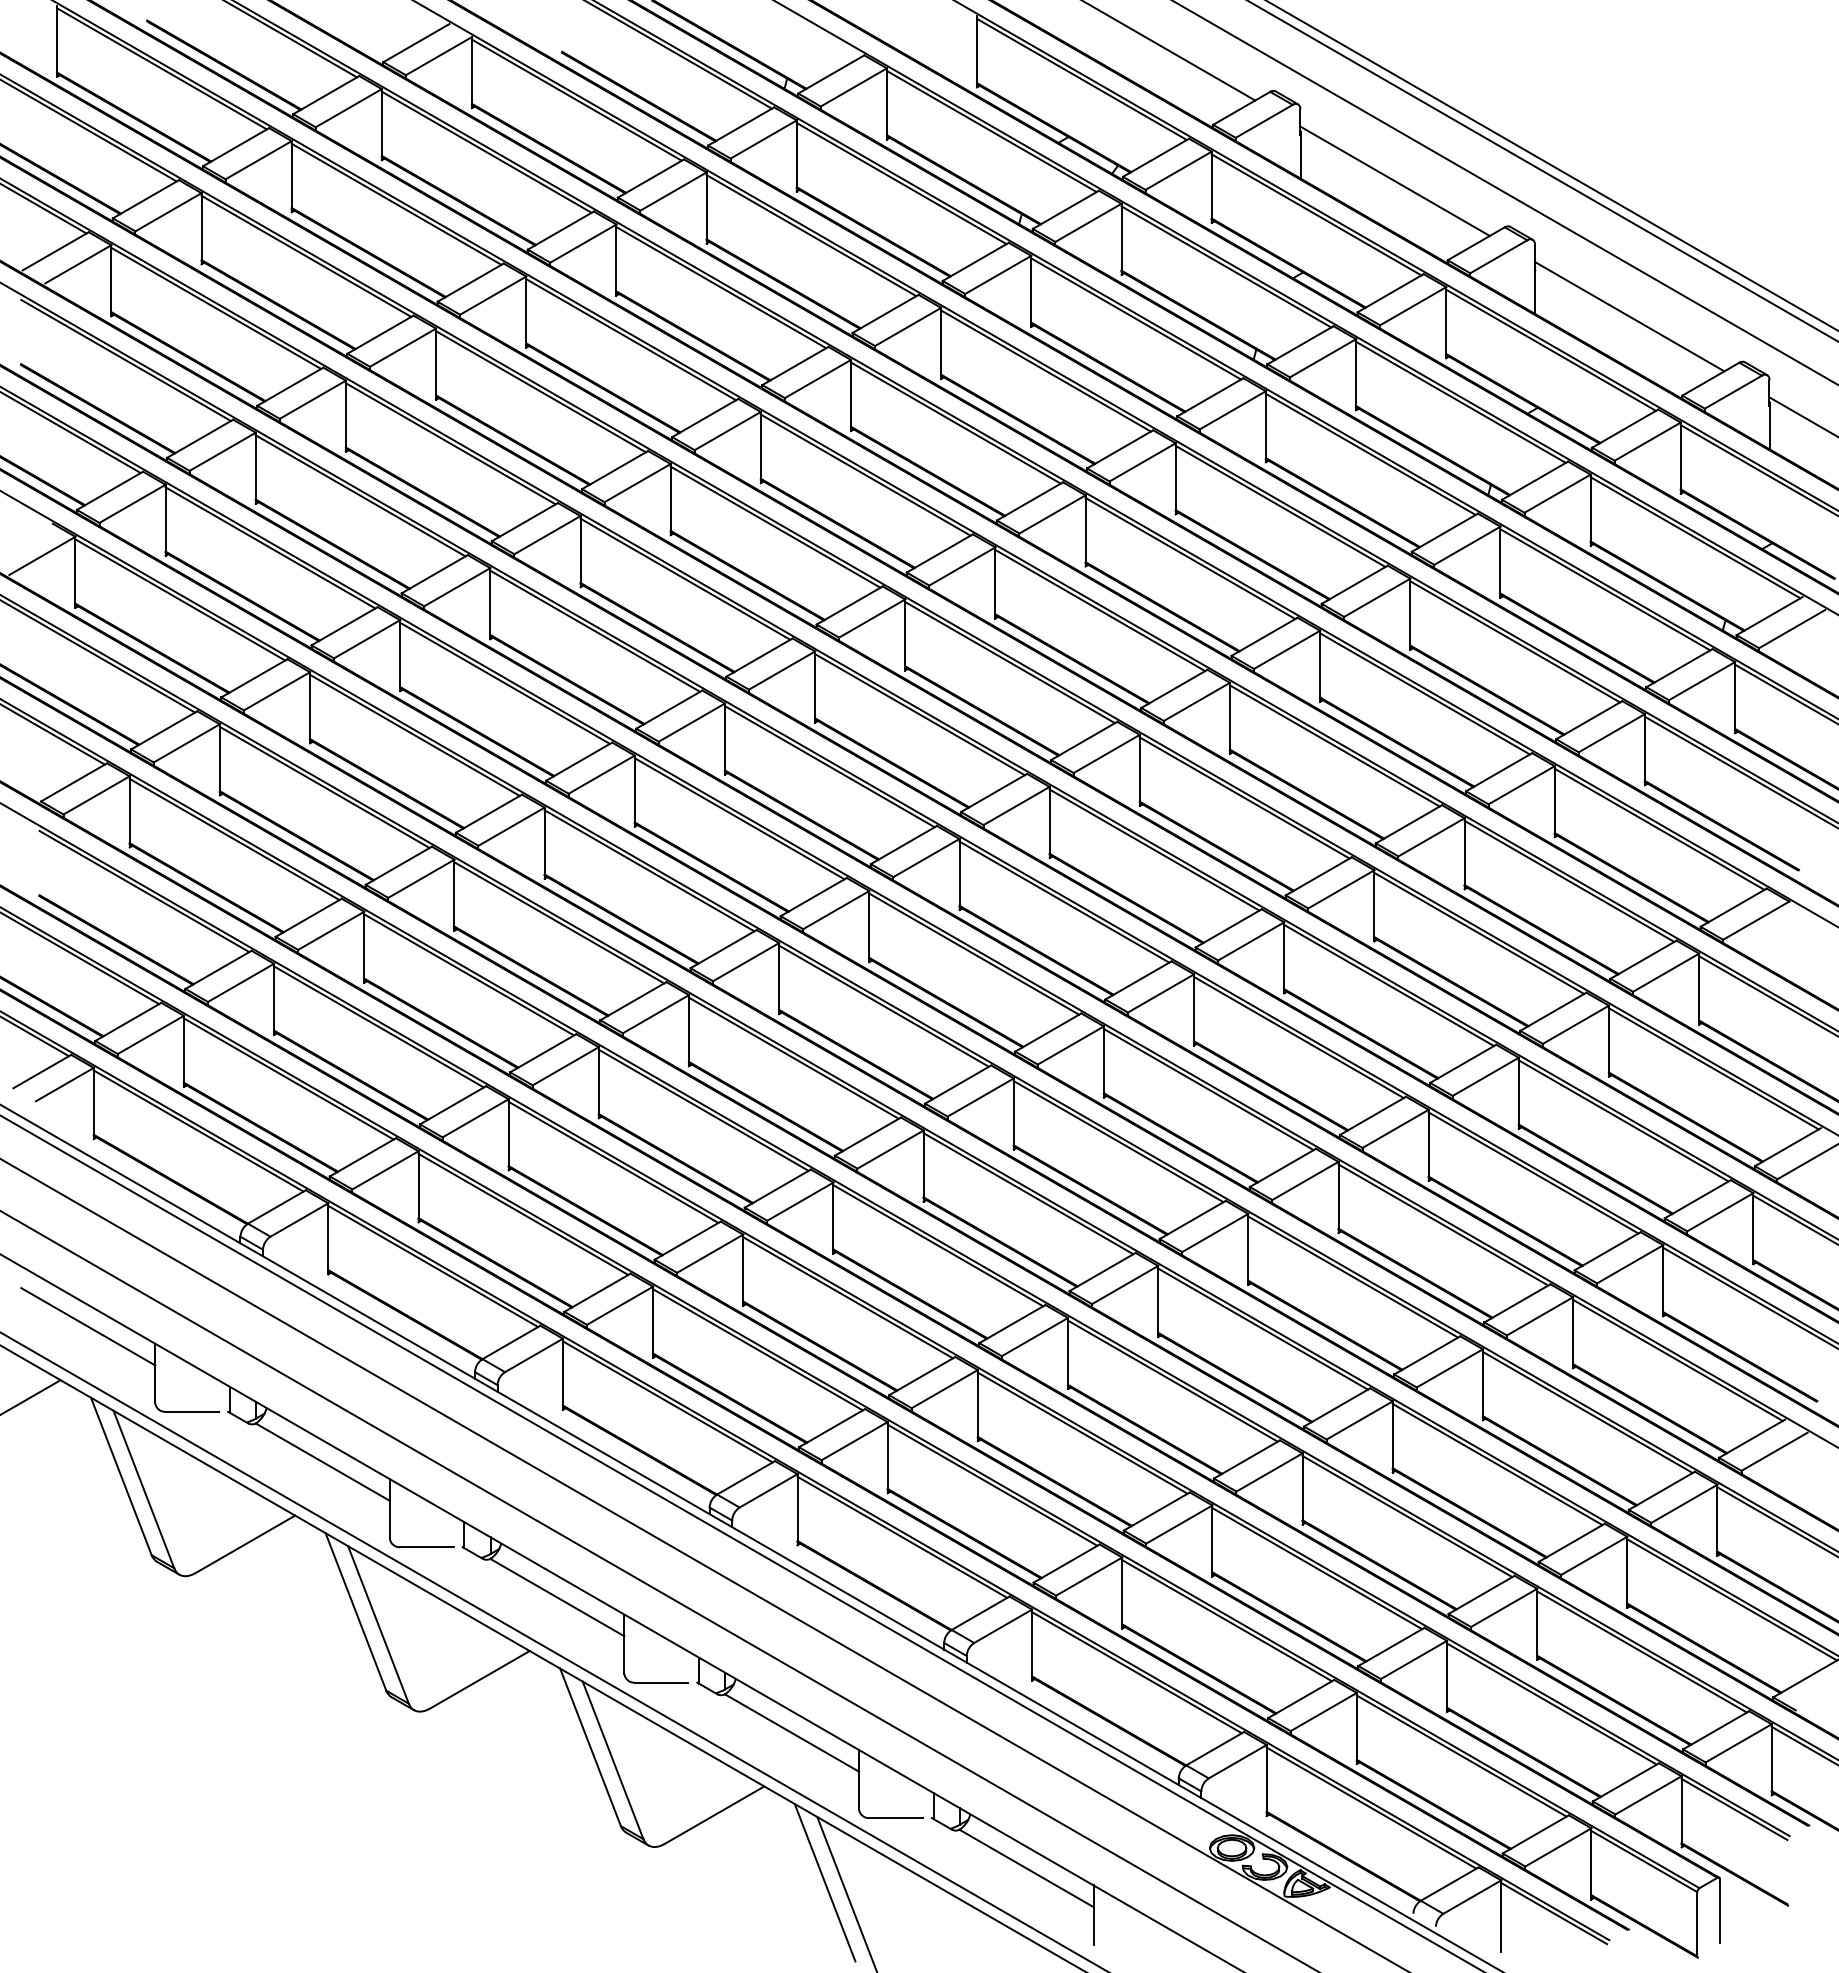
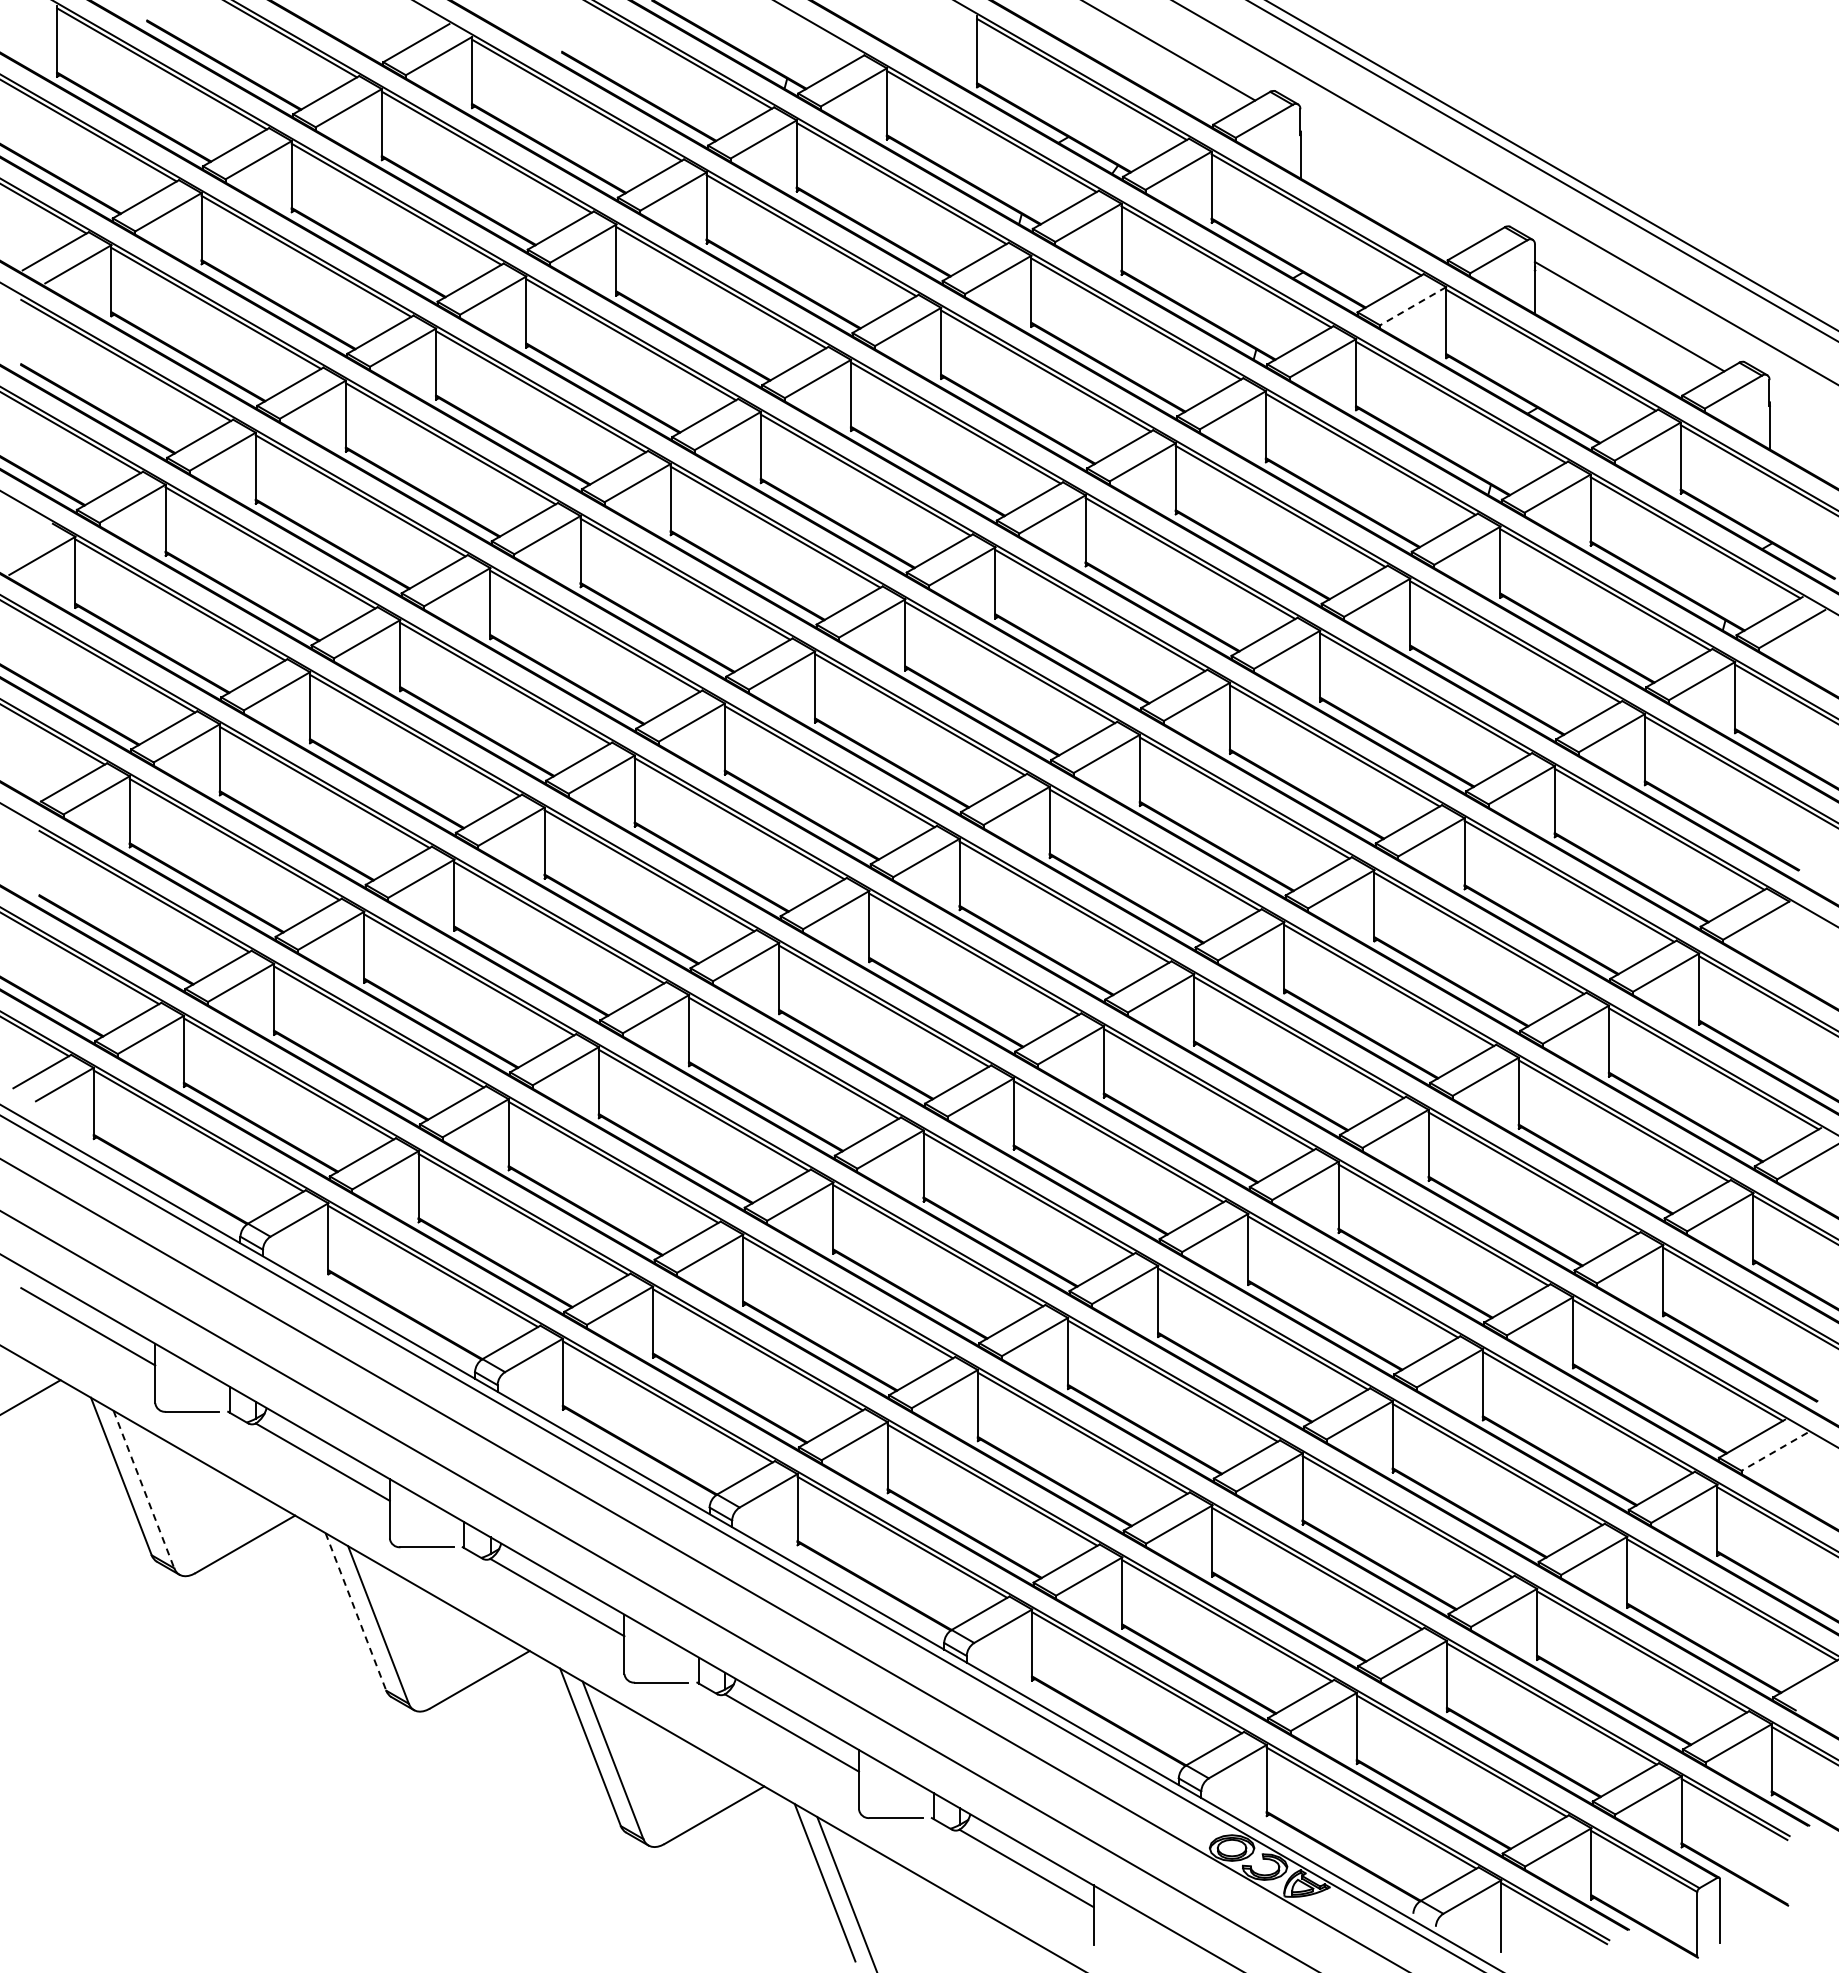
line: present -> none (1394, 180)
line: solid -> dashed (1412, 306)
line: present -> none (1802, 416)
line: solid -> dashed (1774, 1452)
line: solid -> dashed (144, 1490)
line: solid -> dashed (356, 1612)
line: present -> none (553, 1651)
